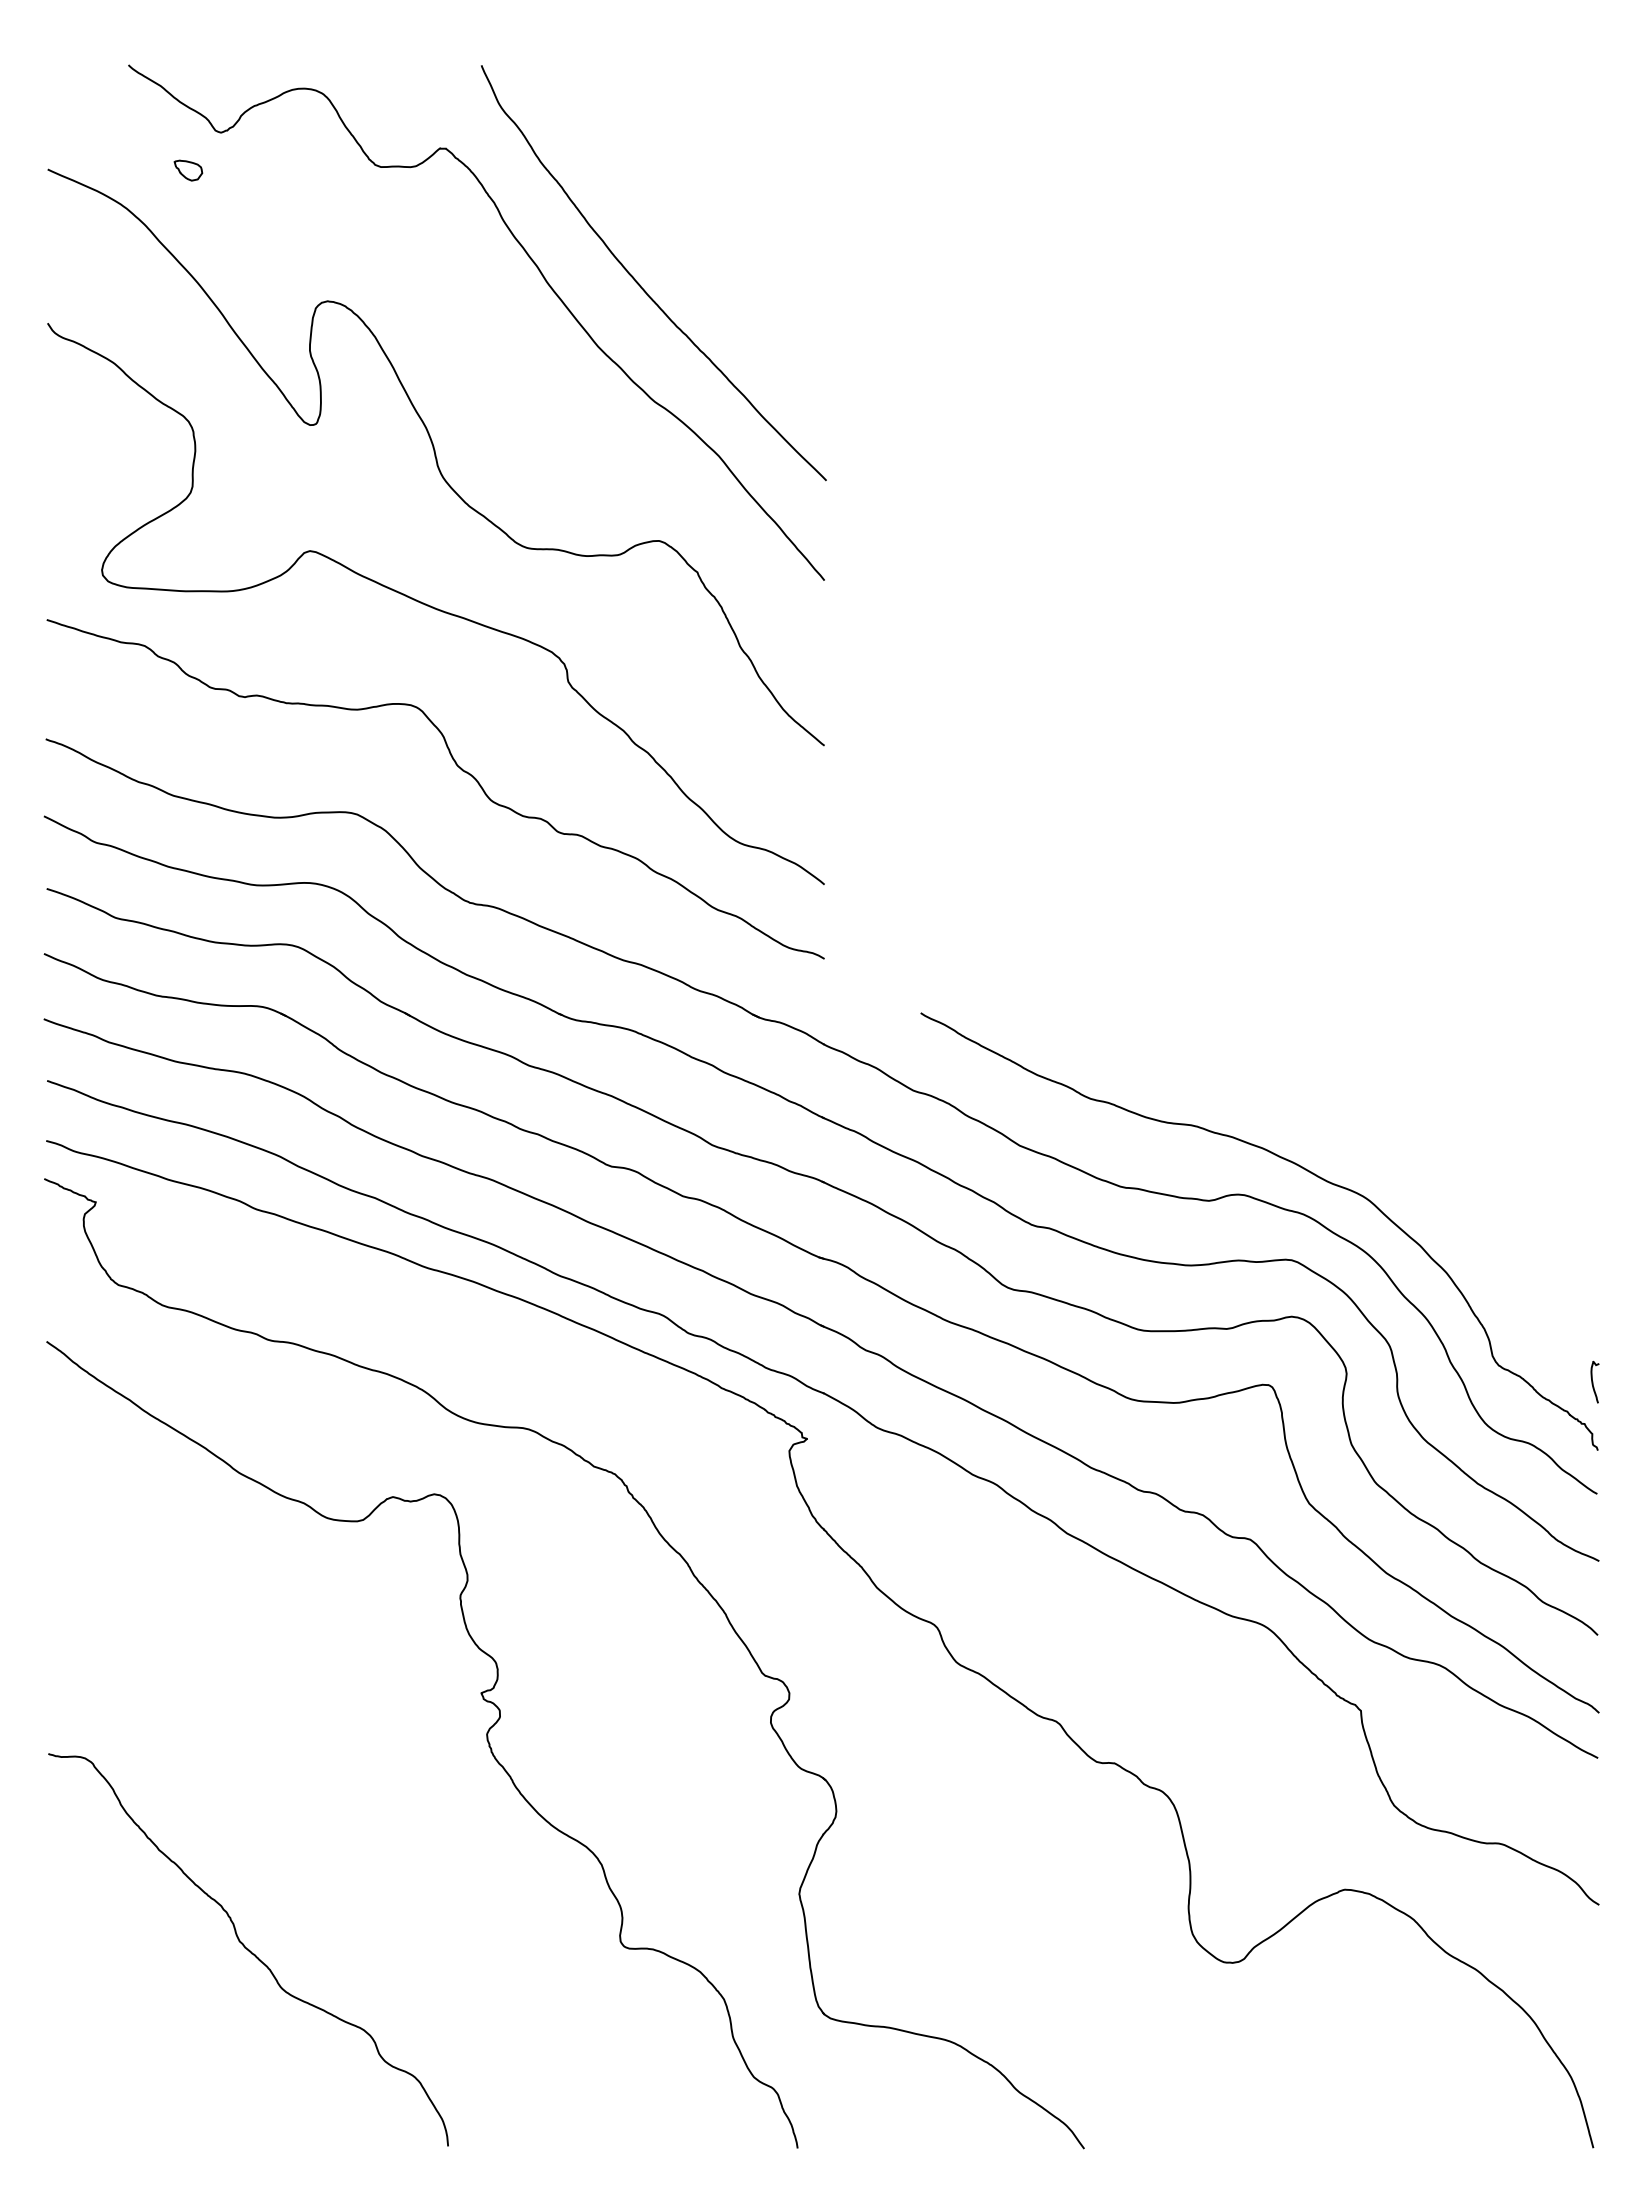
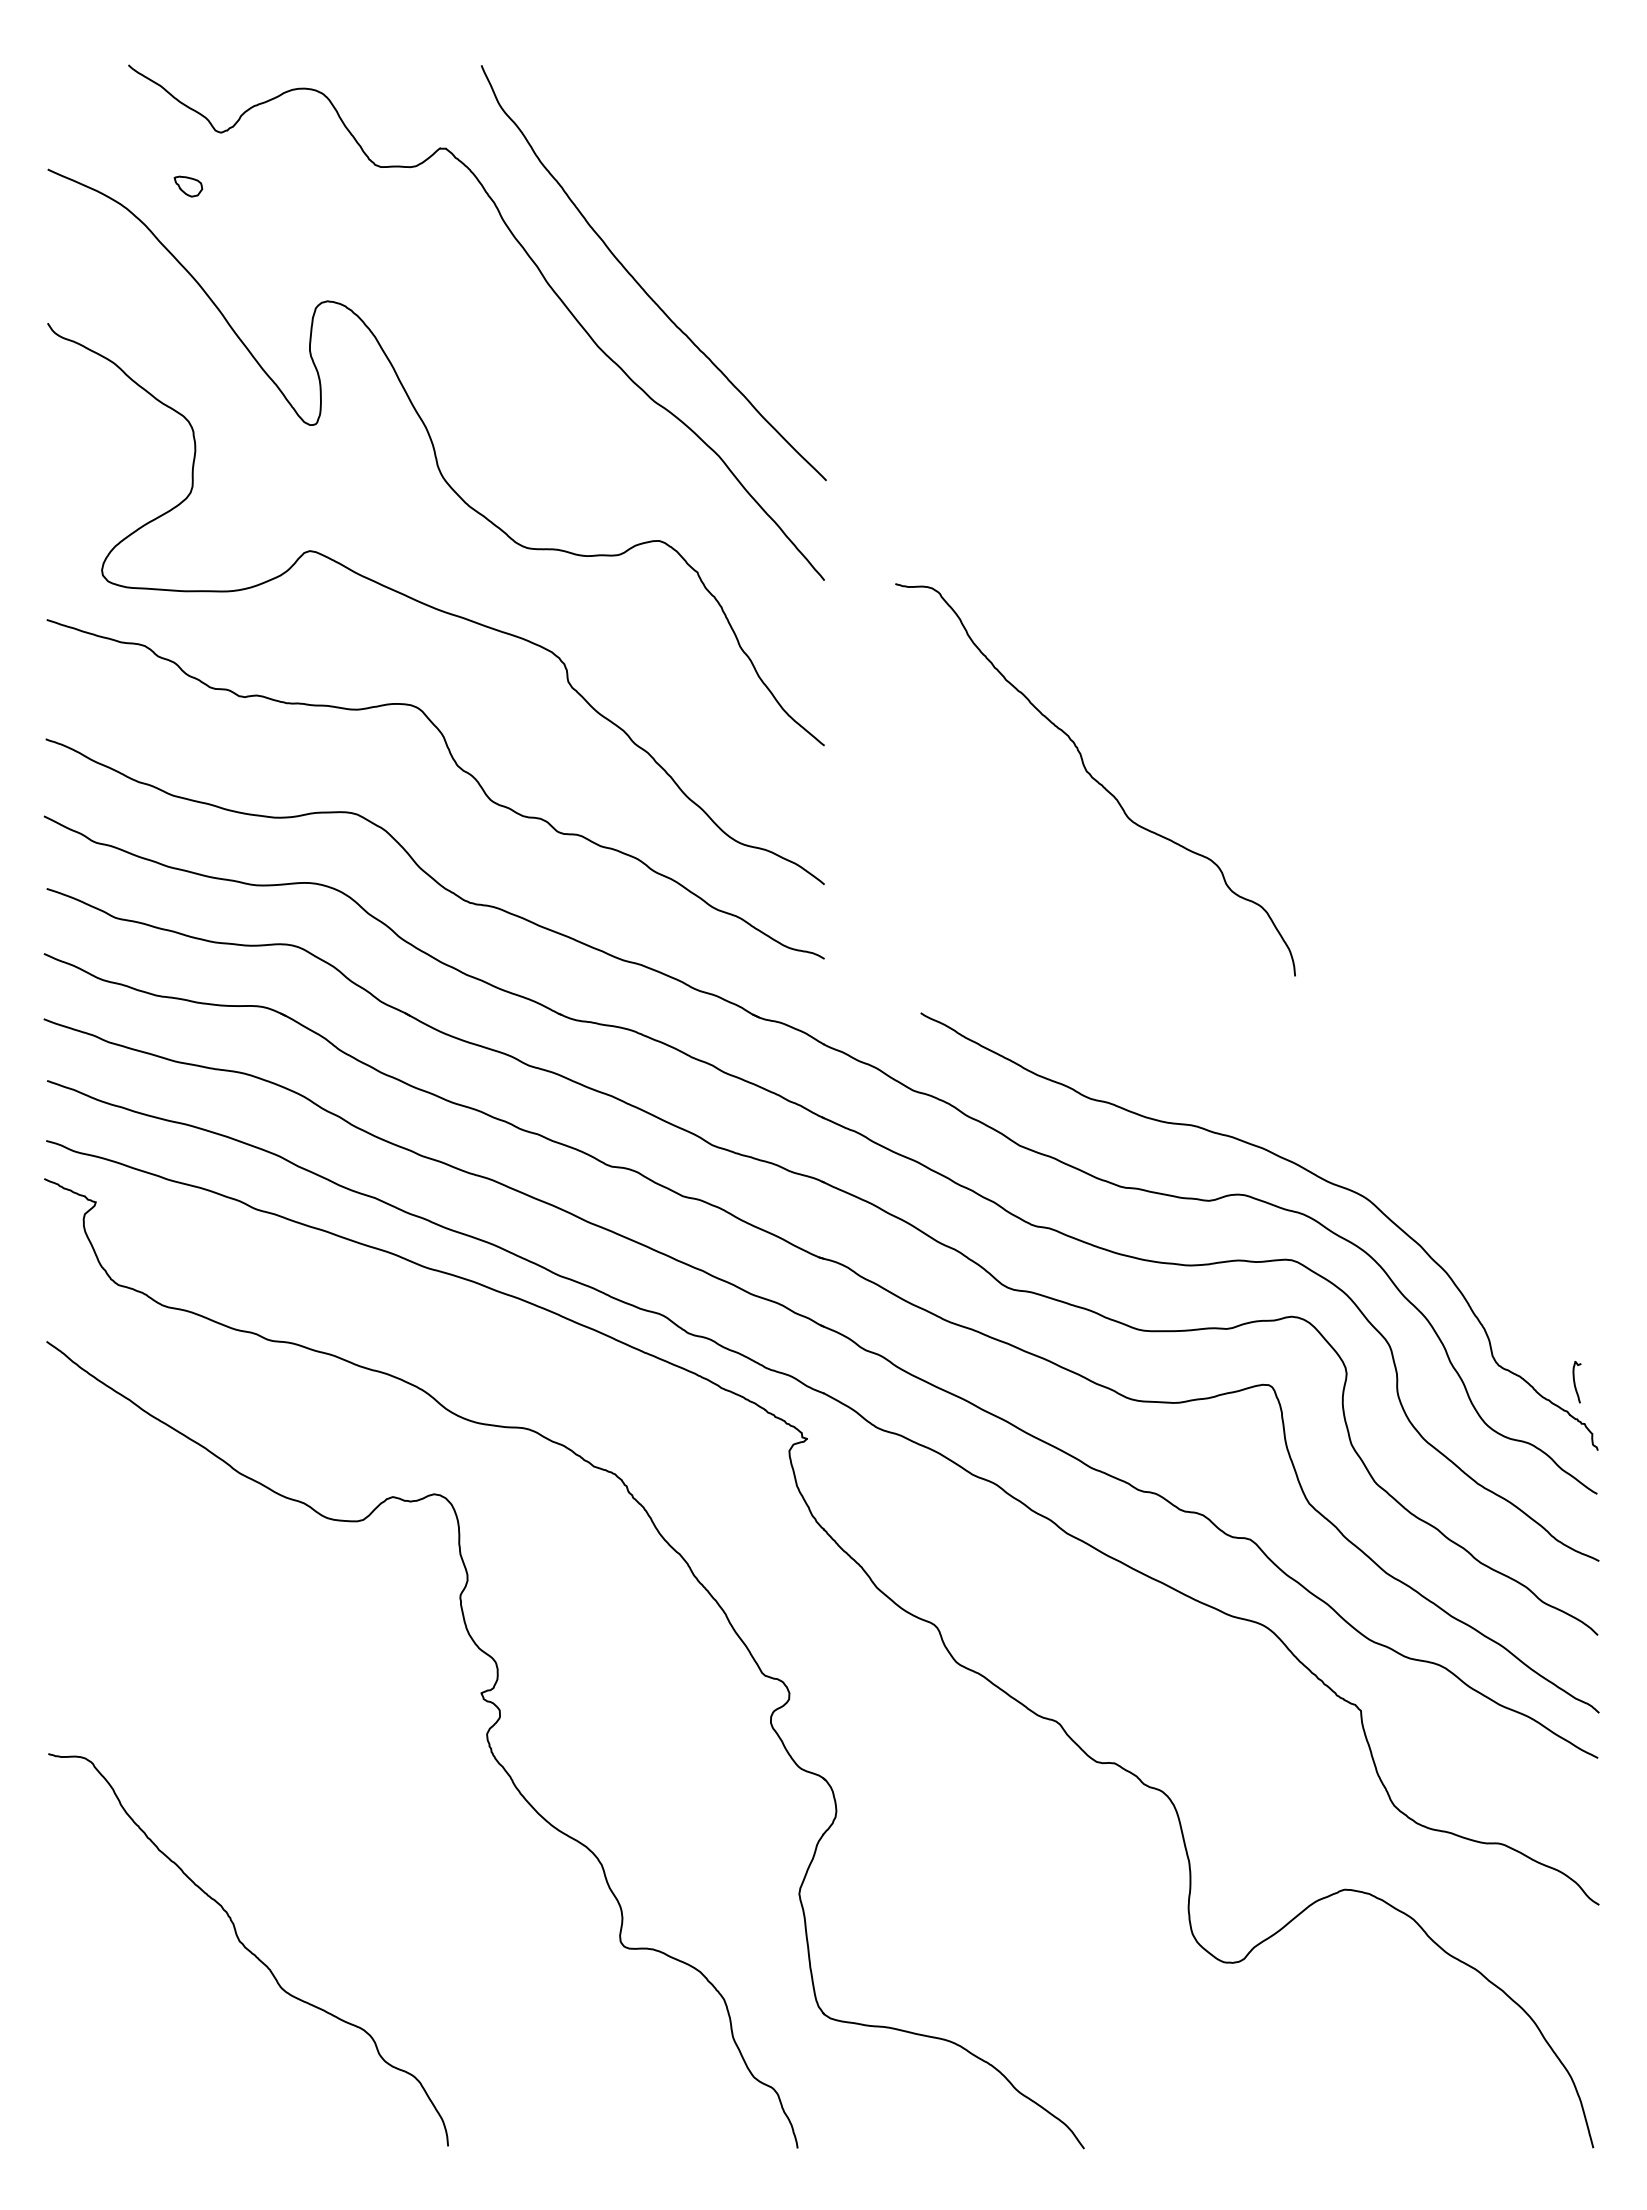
part position: (188, 170) -> (188, 186) (188, 186)
curve: none -> present (1095, 779)
curve position: (1593, 1381) -> (1575, 1381) (1575, 1381)
